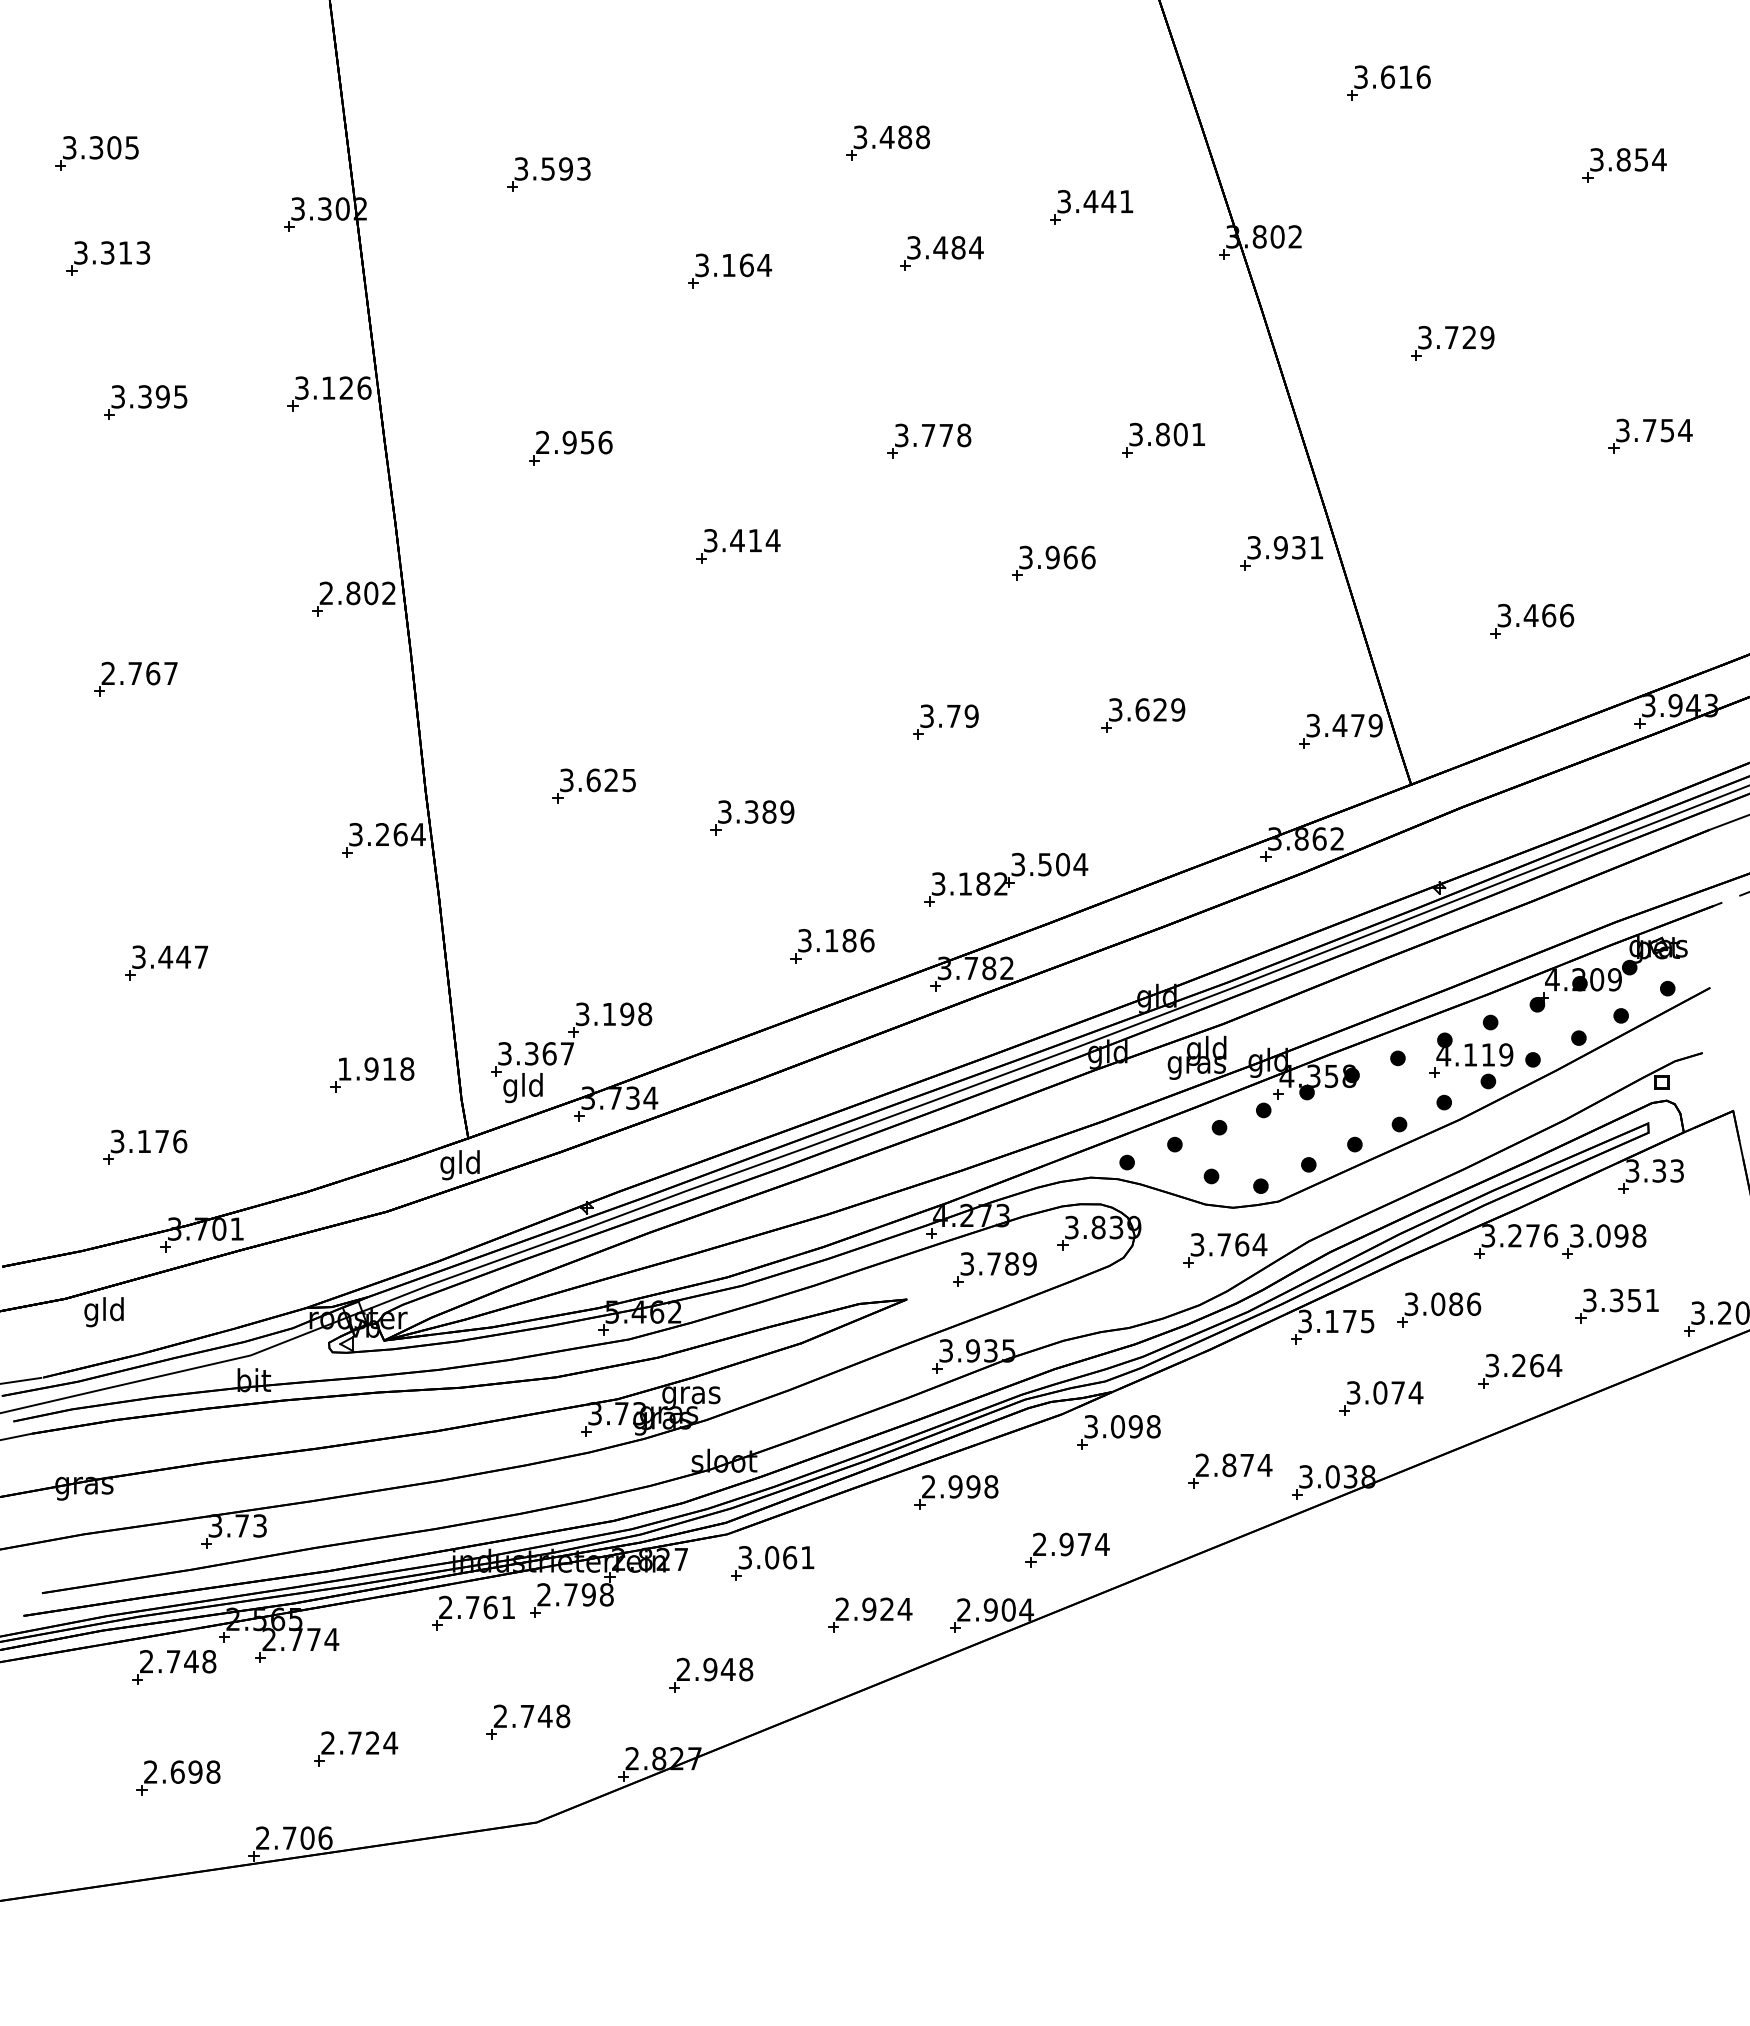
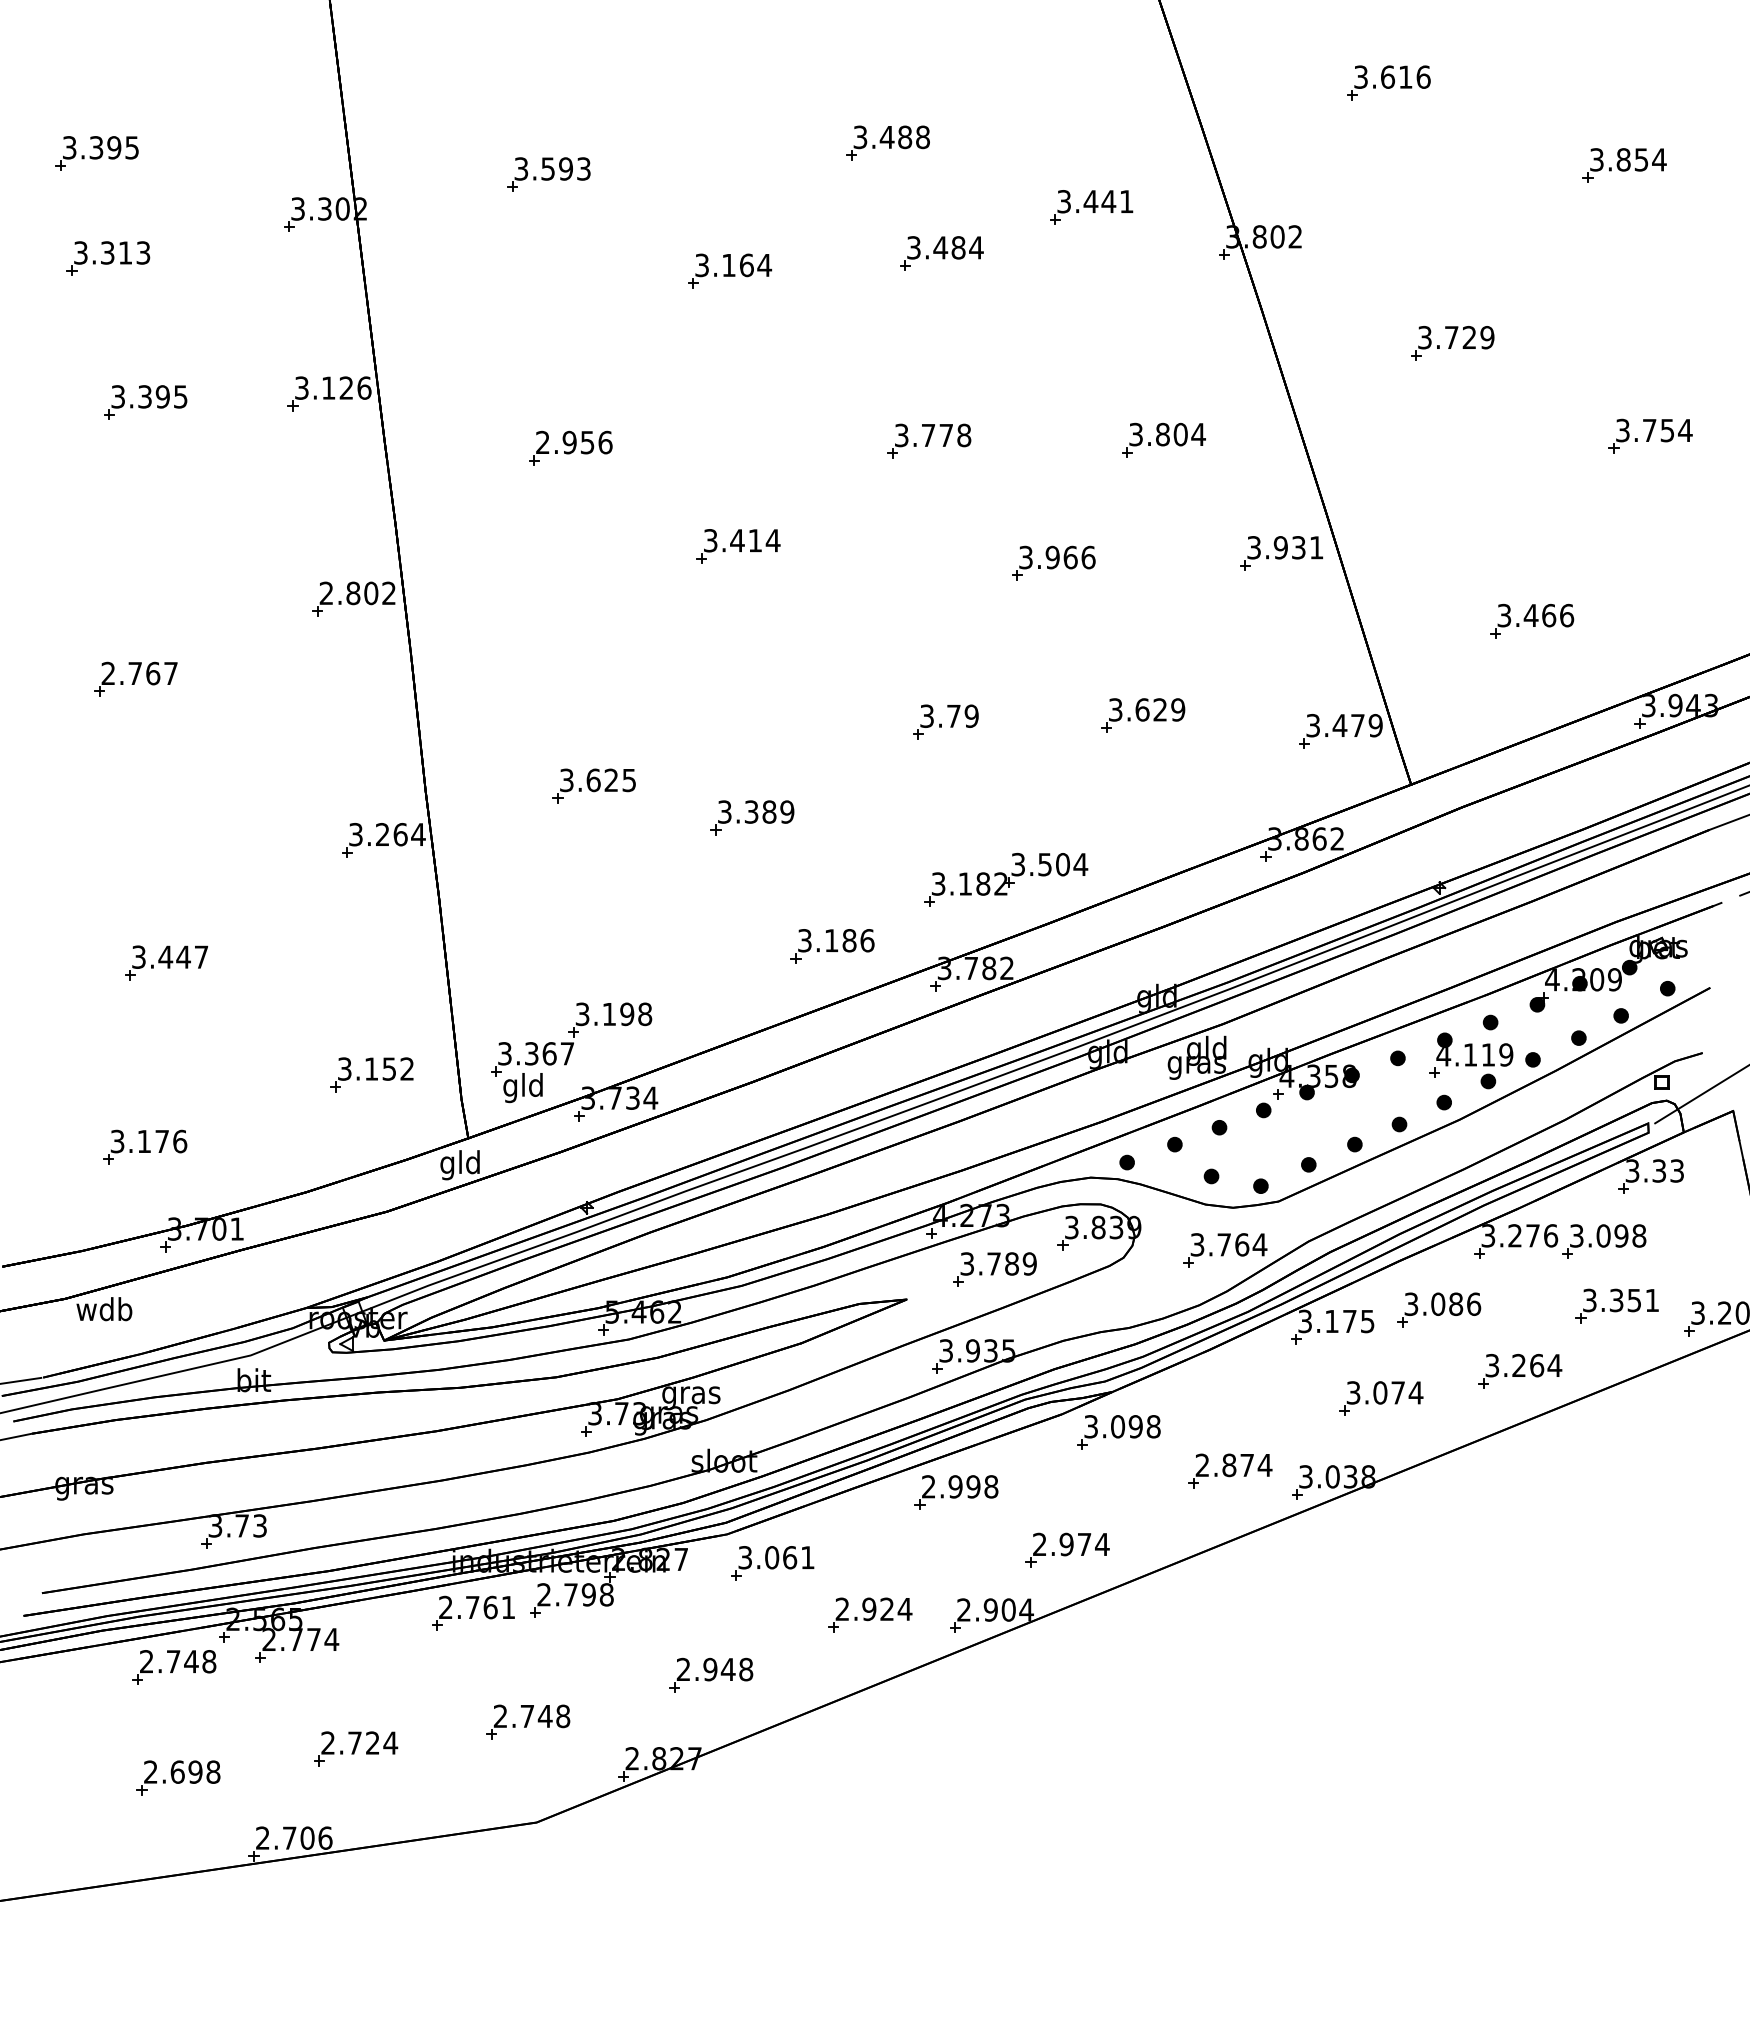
text: 3.305 -> 3.395 (114, 147)
text: 3.801 -> 3.804 (1198, 434)
text: 1.918 -> 3.152 (376, 1068)
line: none -> present (1700, 1095)
text: gld -> wdb (104, 1312)
